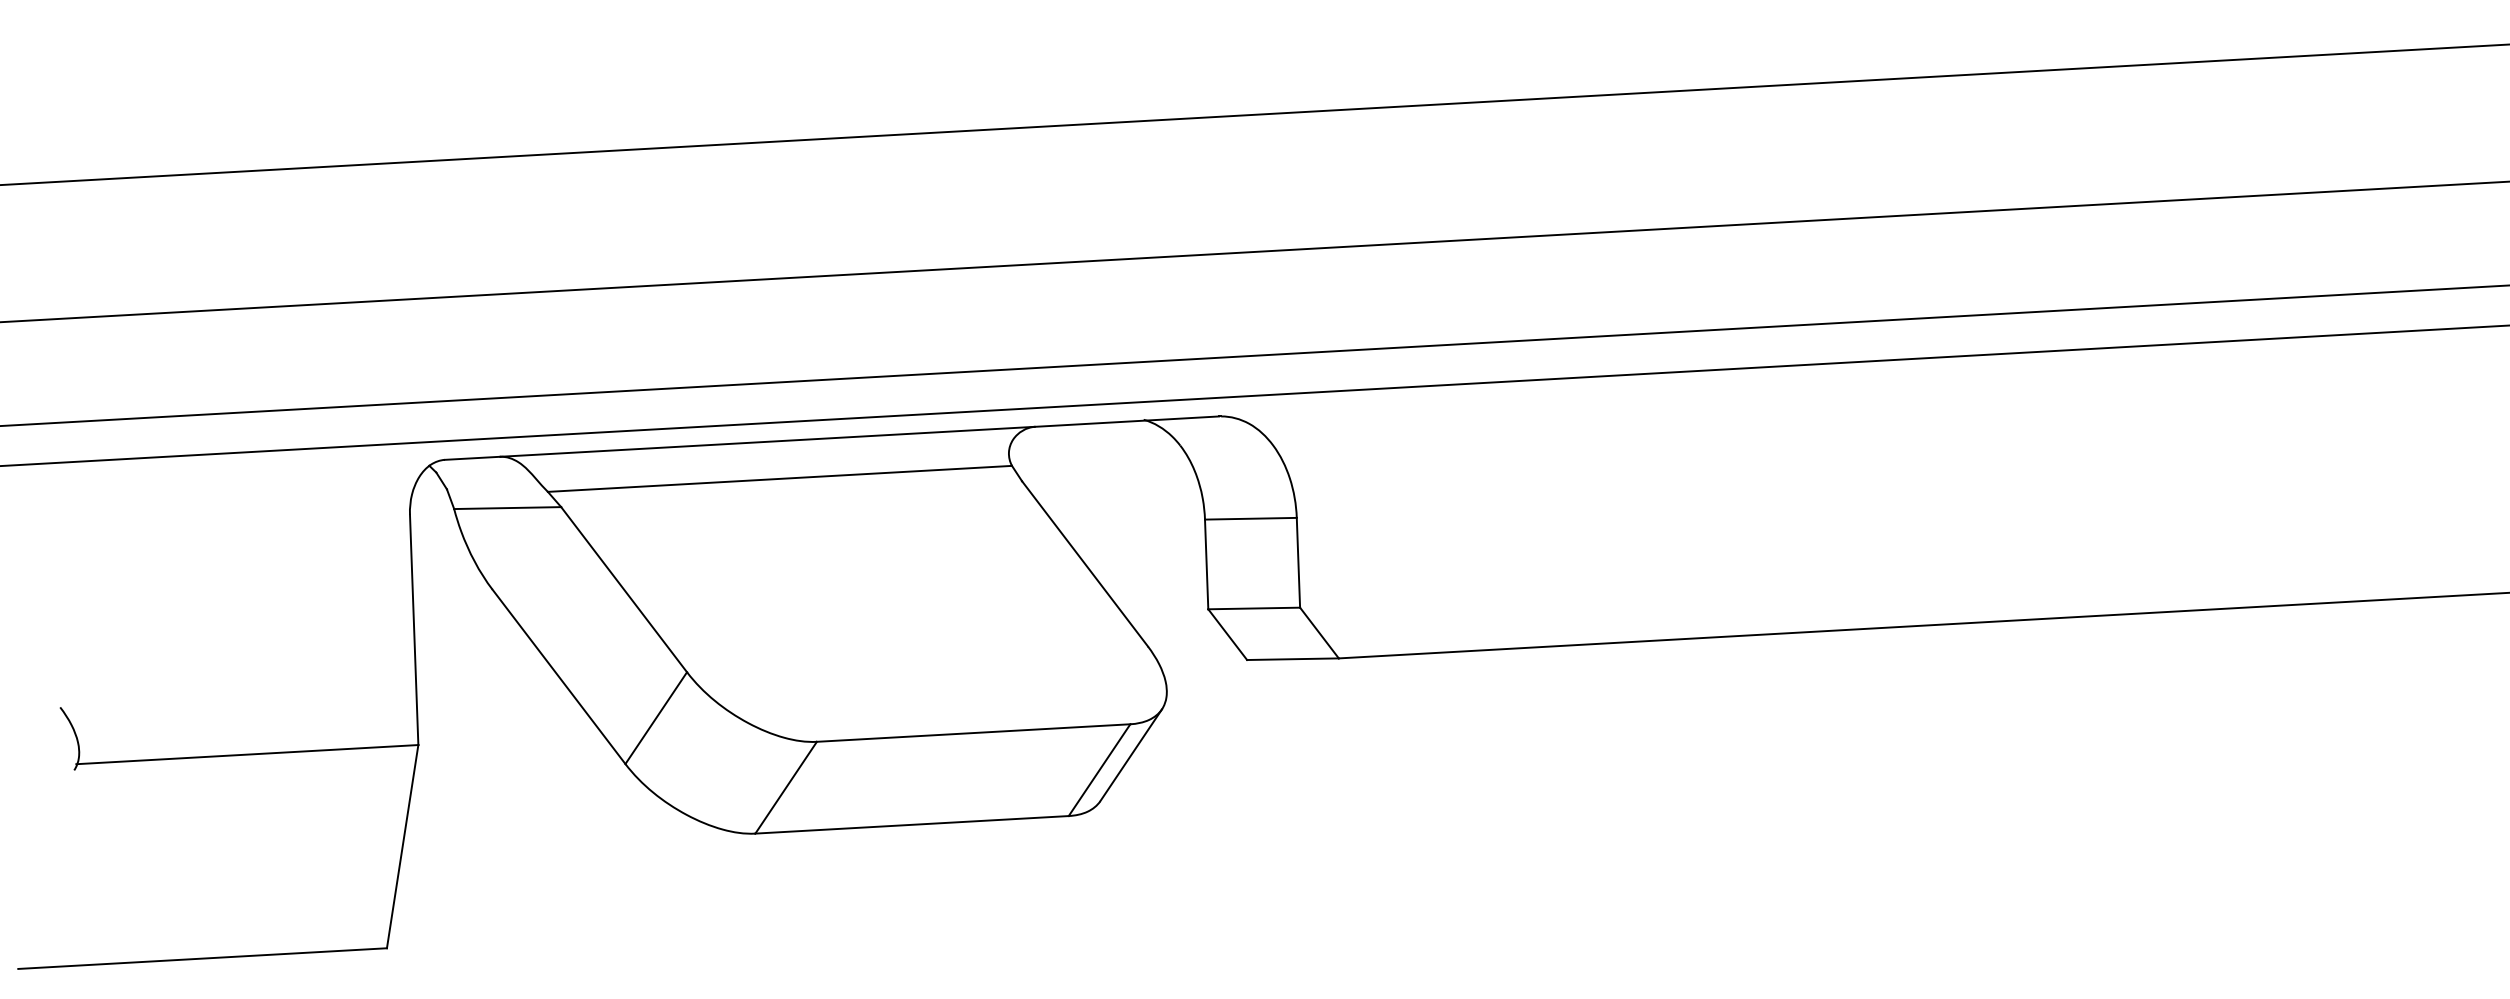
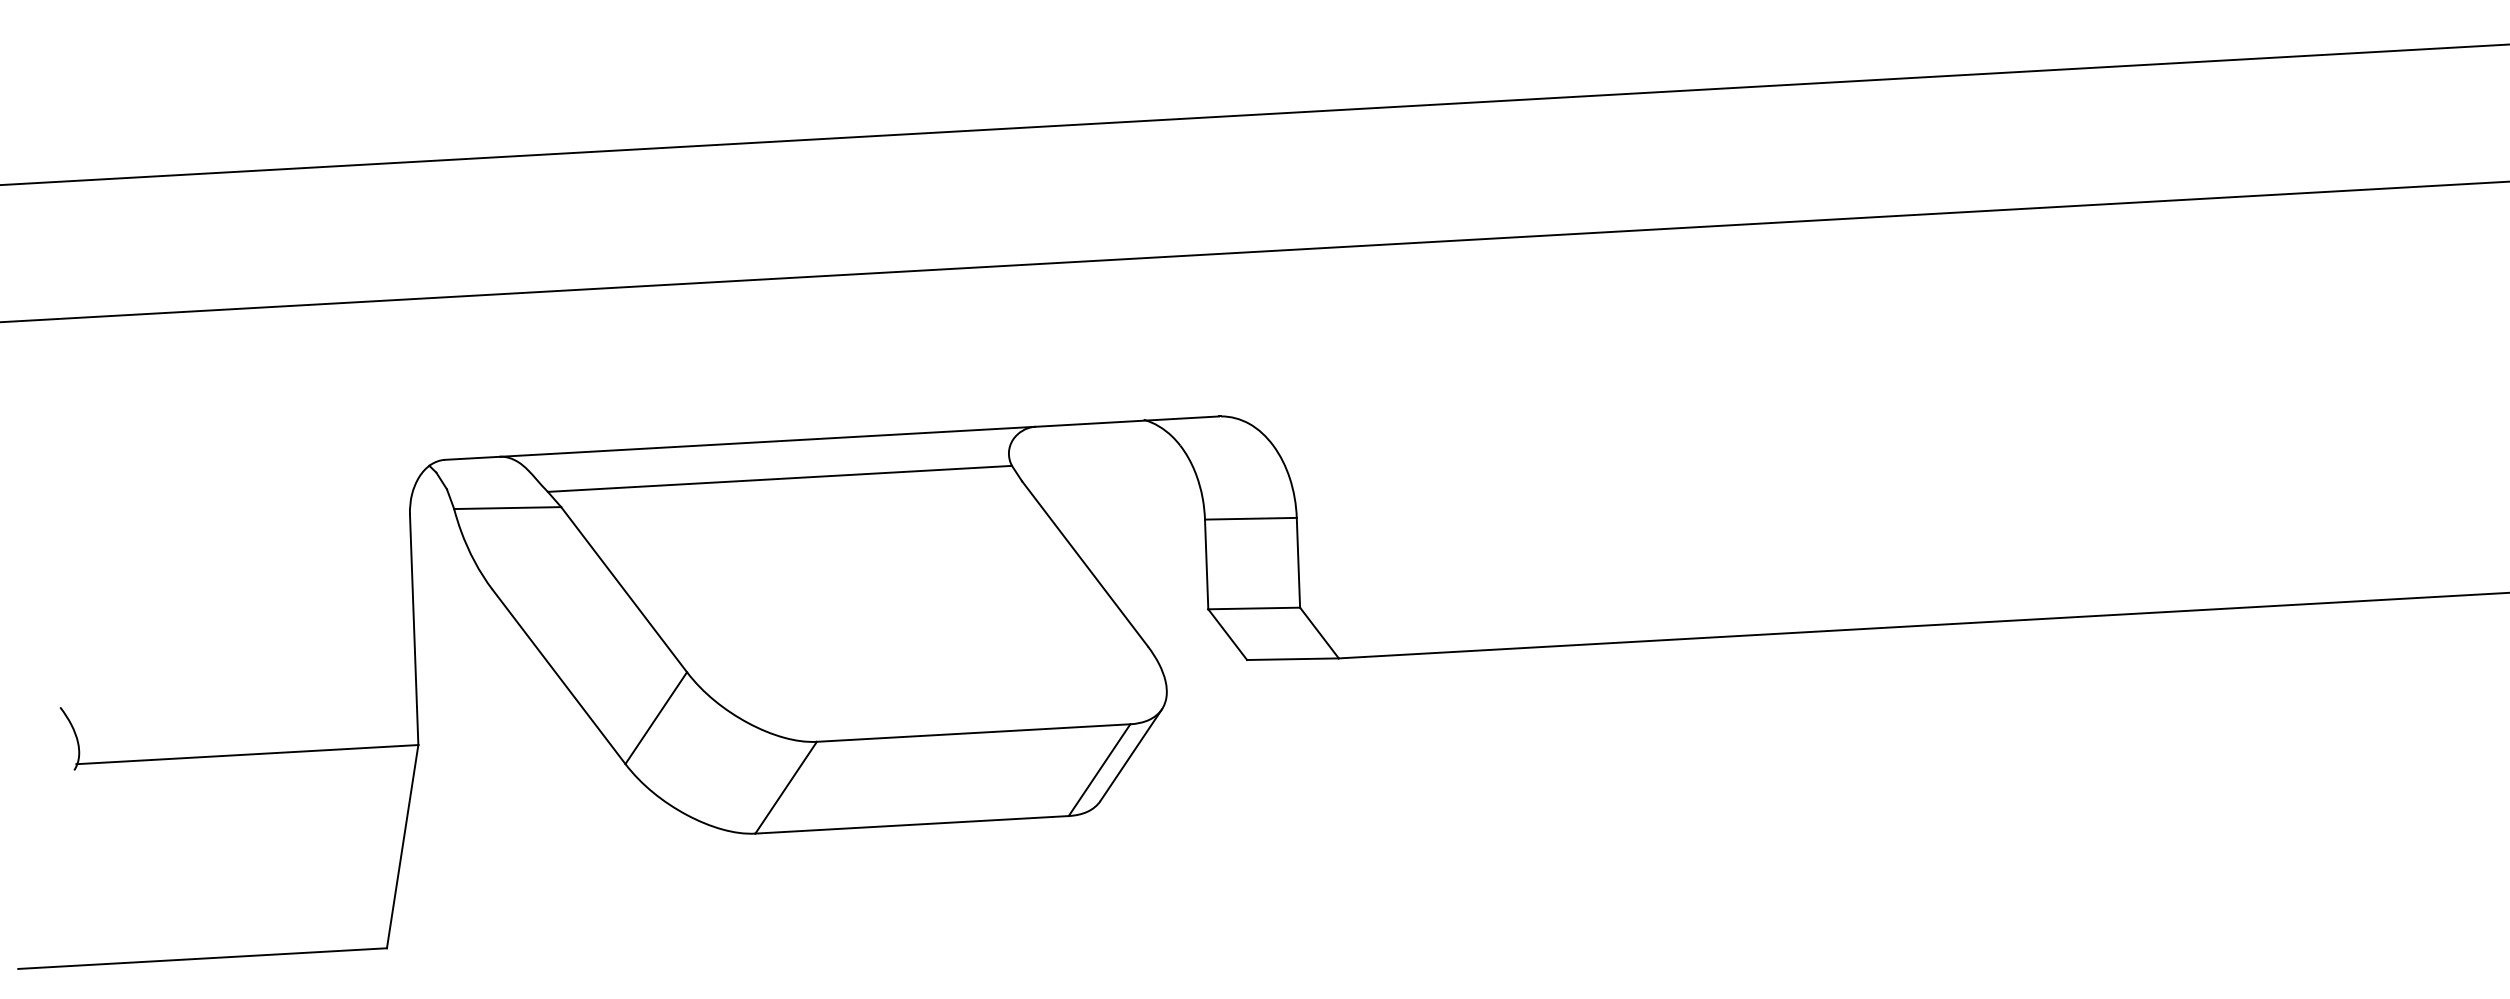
line: present -> none (1254, 355)
line: present -> none (1254, 395)
